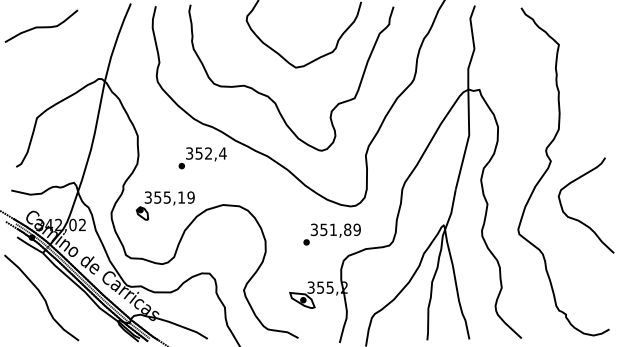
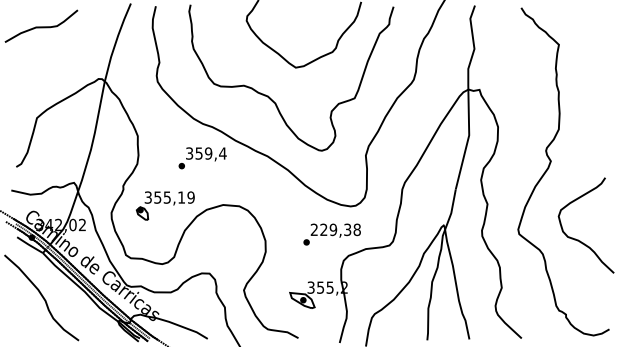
text: 352,4 -> 359,4 (208, 153)
curve position: (578, 219) -> (578, 239) (578, 239)
text: 351,89 -> 229,38 (335, 229)
